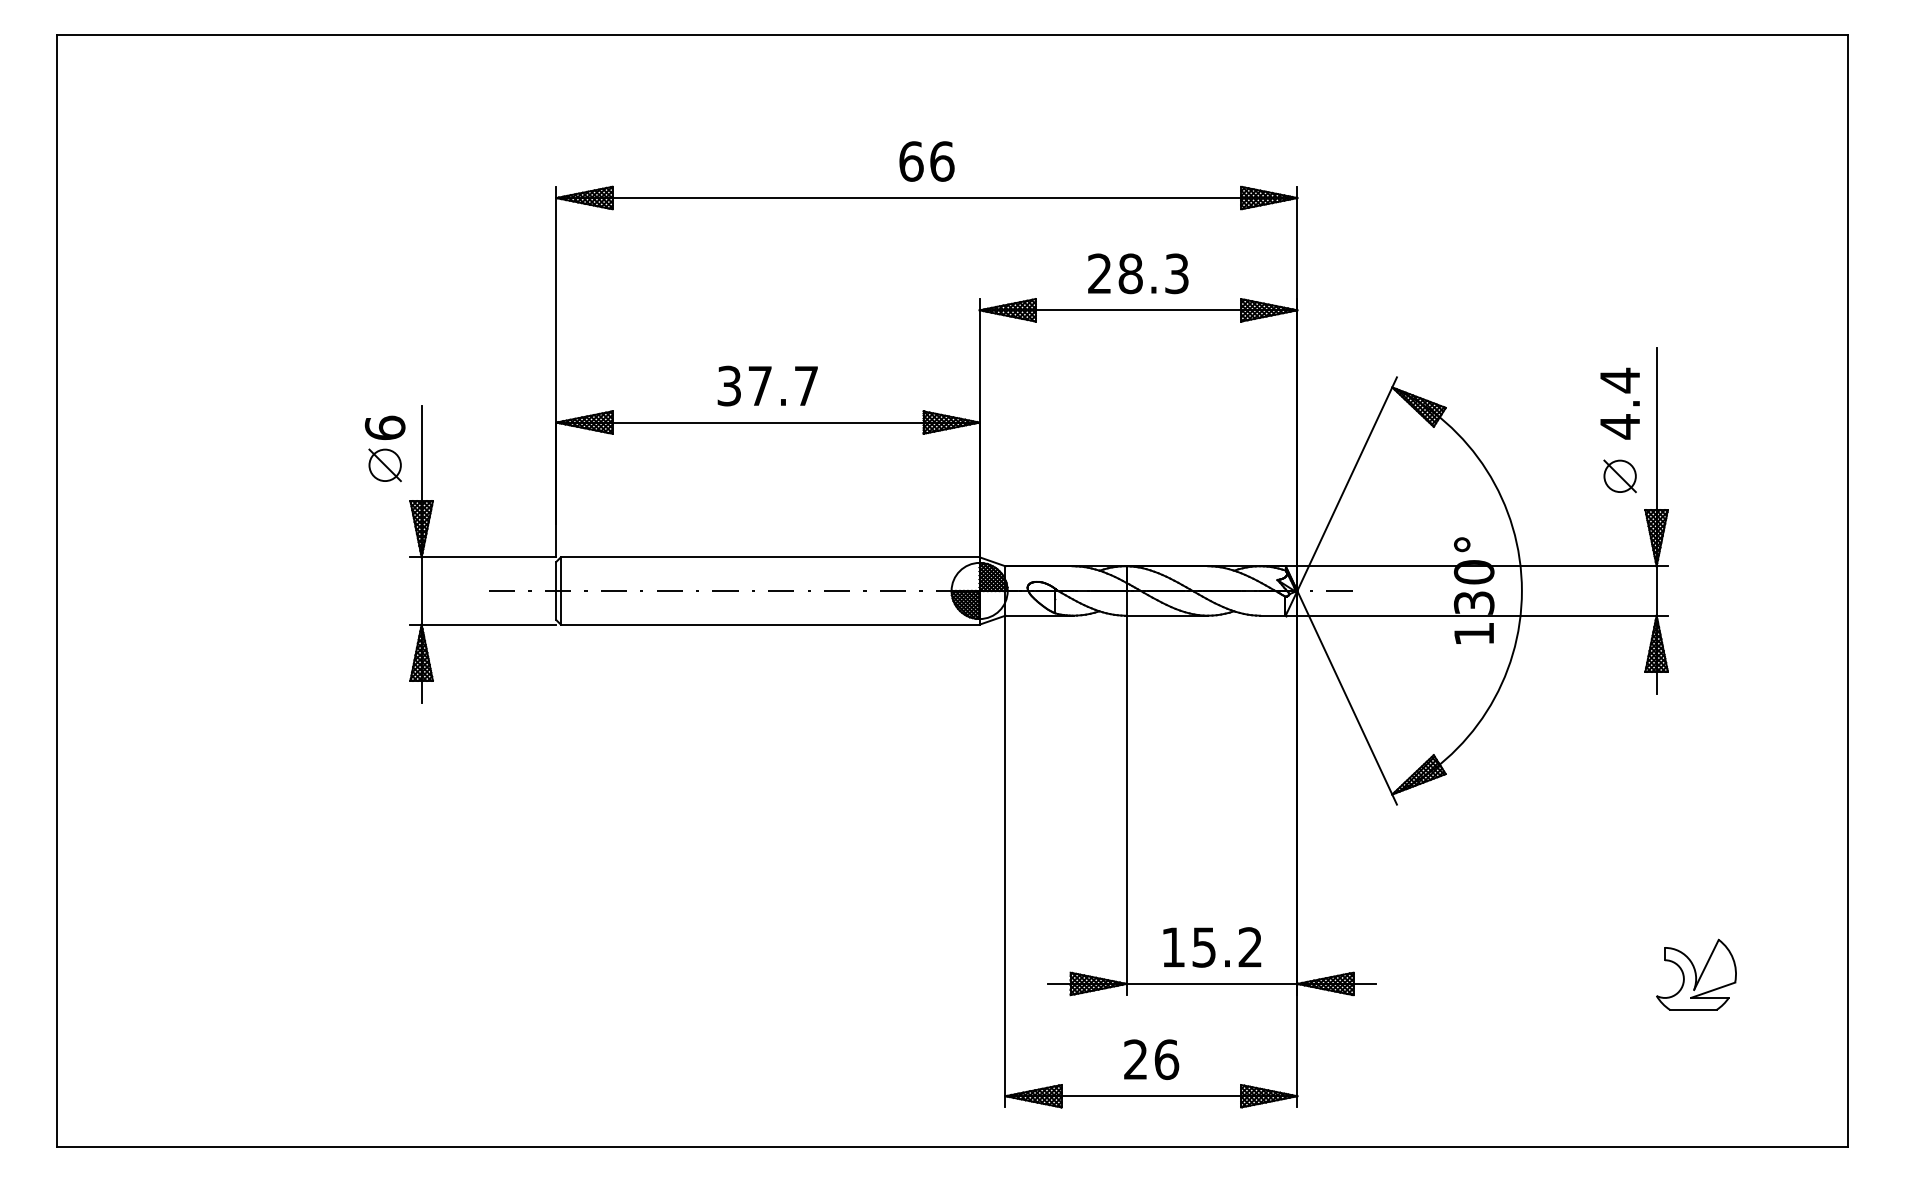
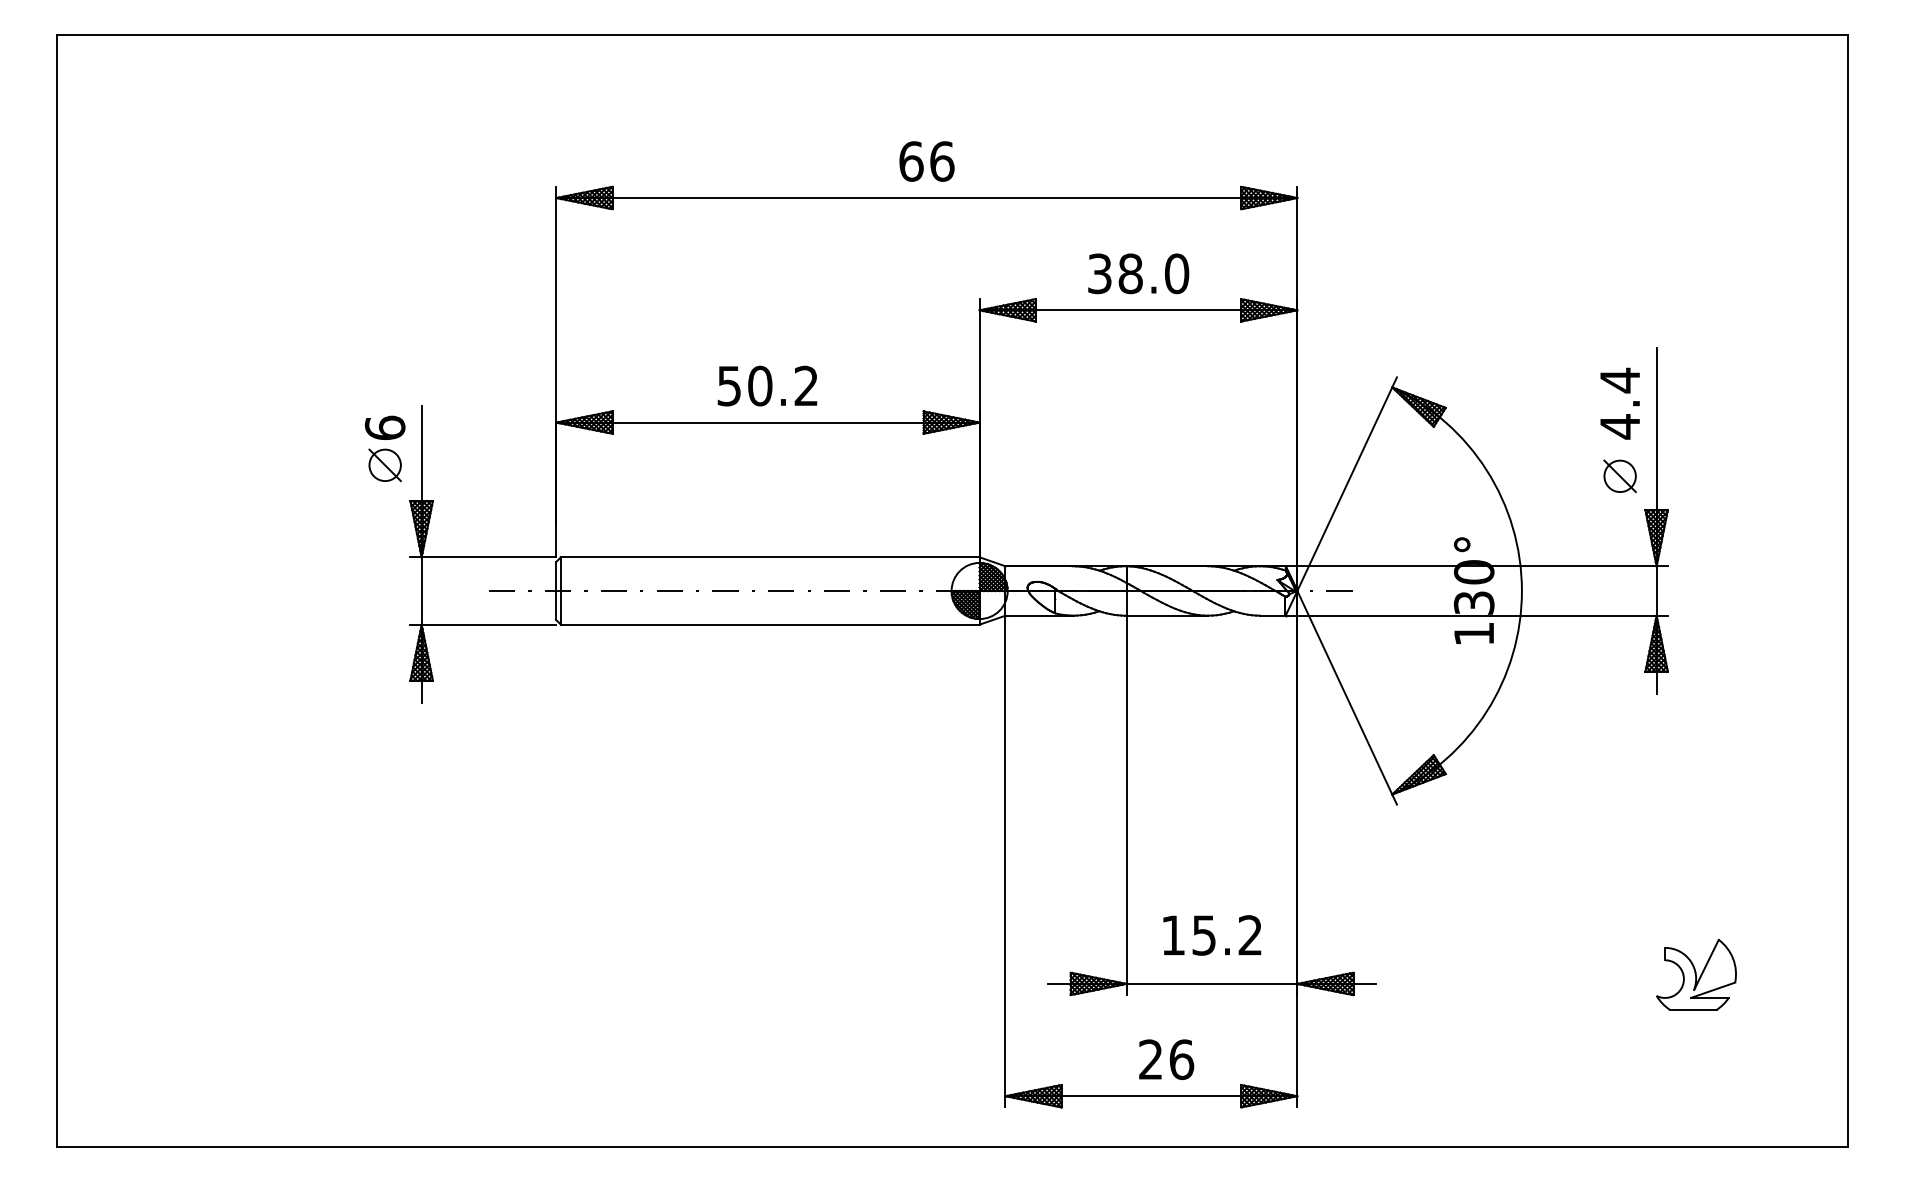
text: 28.3 -> 38.0 (1138, 273)
text: 37.7 -> 50.2 (767, 385)
text position: (1212, 947) -> (1212, 935) (1212, 935)
text position: (1151, 1059) -> (1166, 1059) (1166, 1059)
